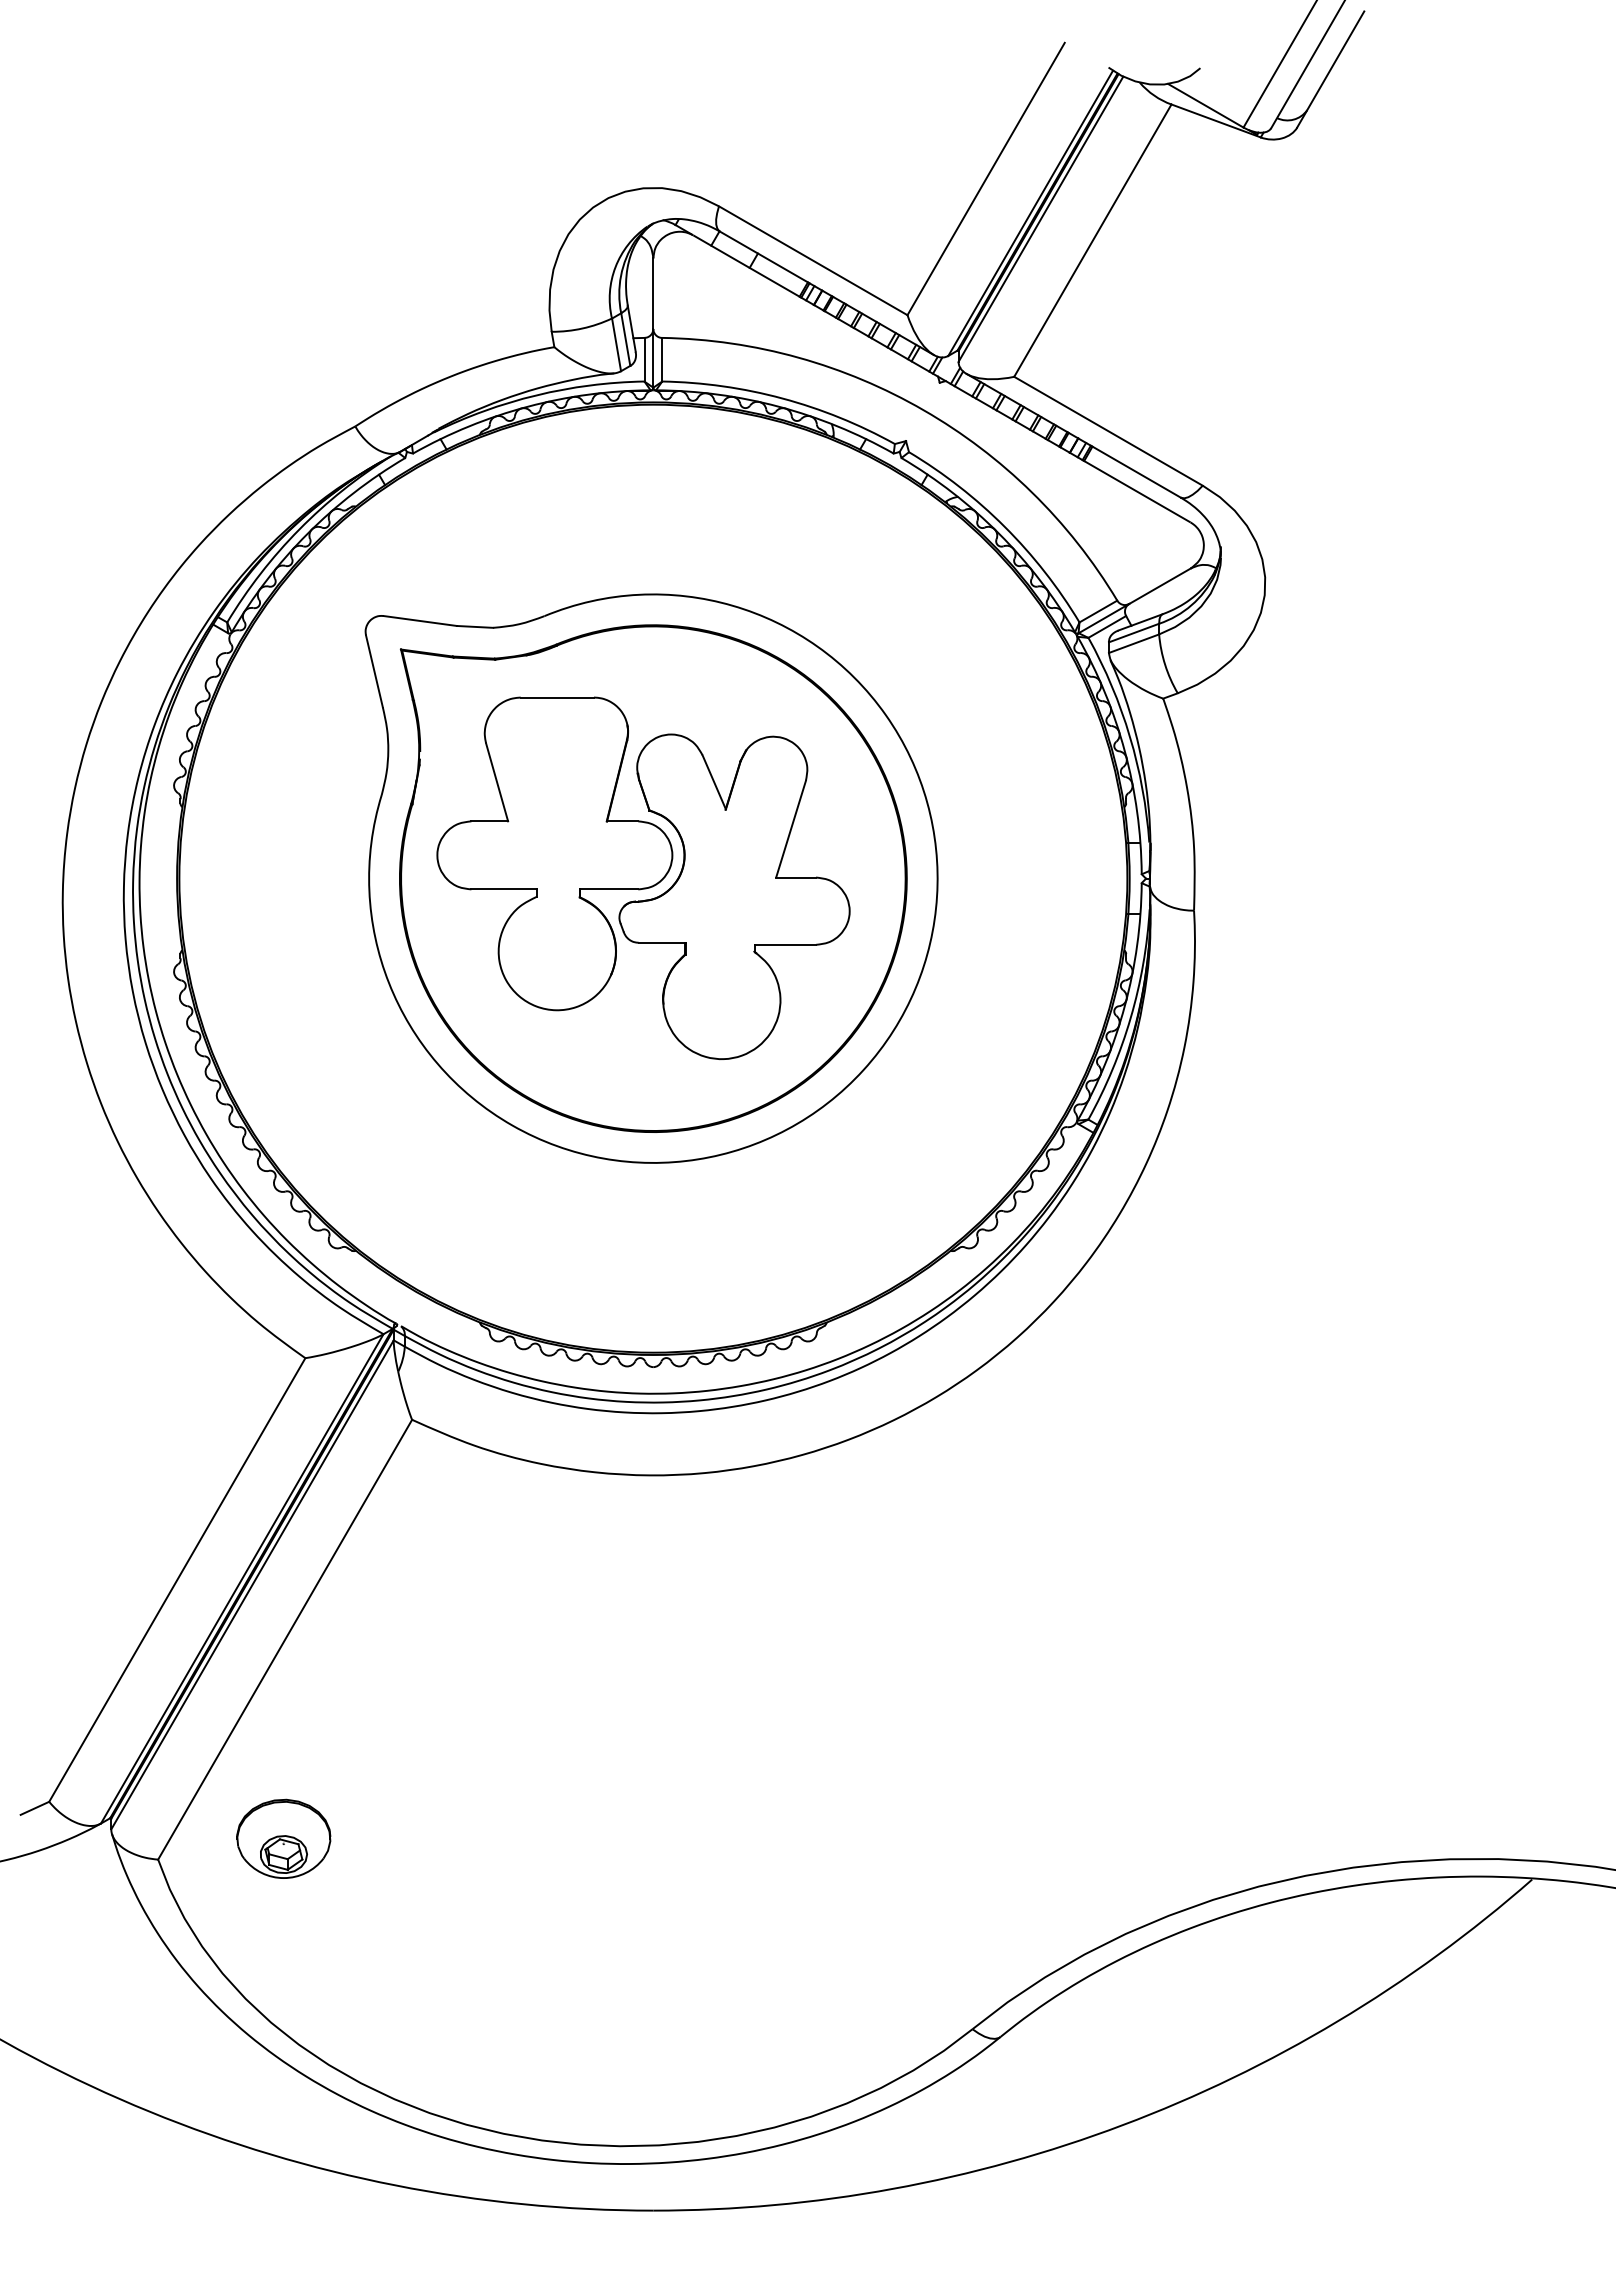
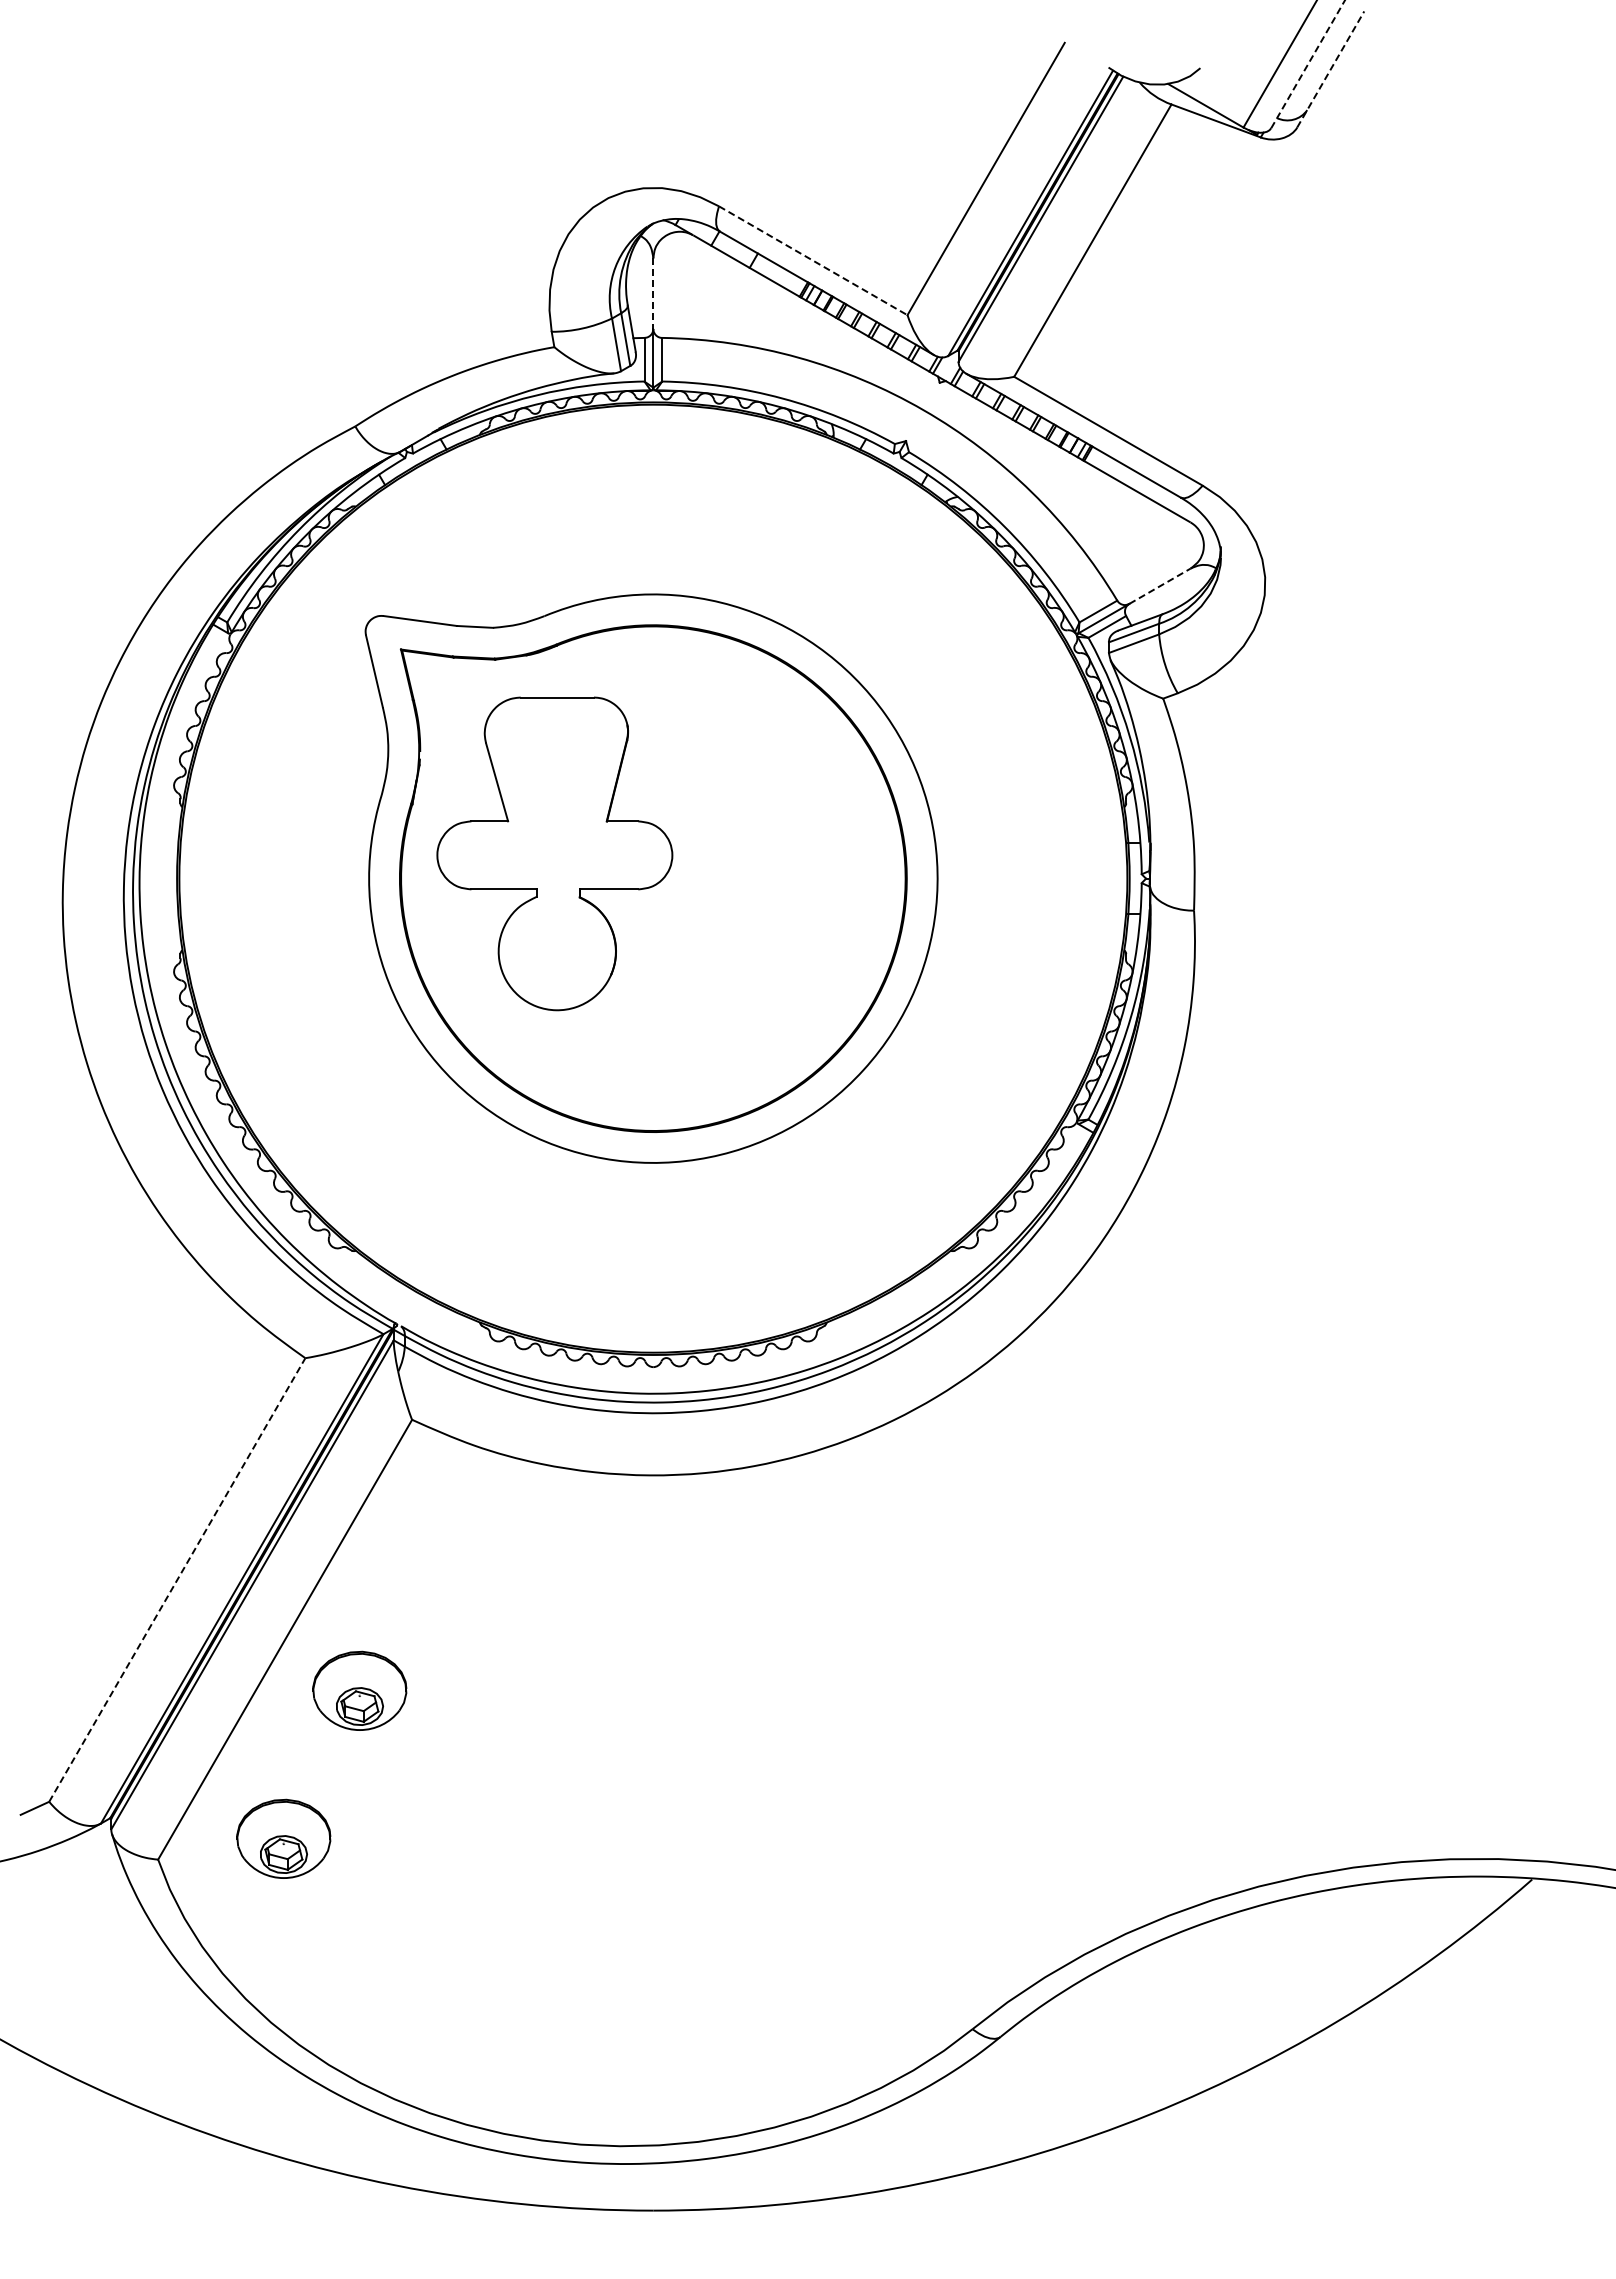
line: solid -> dashed (1308, 64)
line: solid -> dashed (1331, 69)
line: solid -> dashed (813, 260)
line: solid -> dashed (653, 294)
line: solid -> dashed (1160, 586)
part: present -> none (734, 896)
line: solid -> dashed (177, 1579)
part: none -> present (359, 1690)
